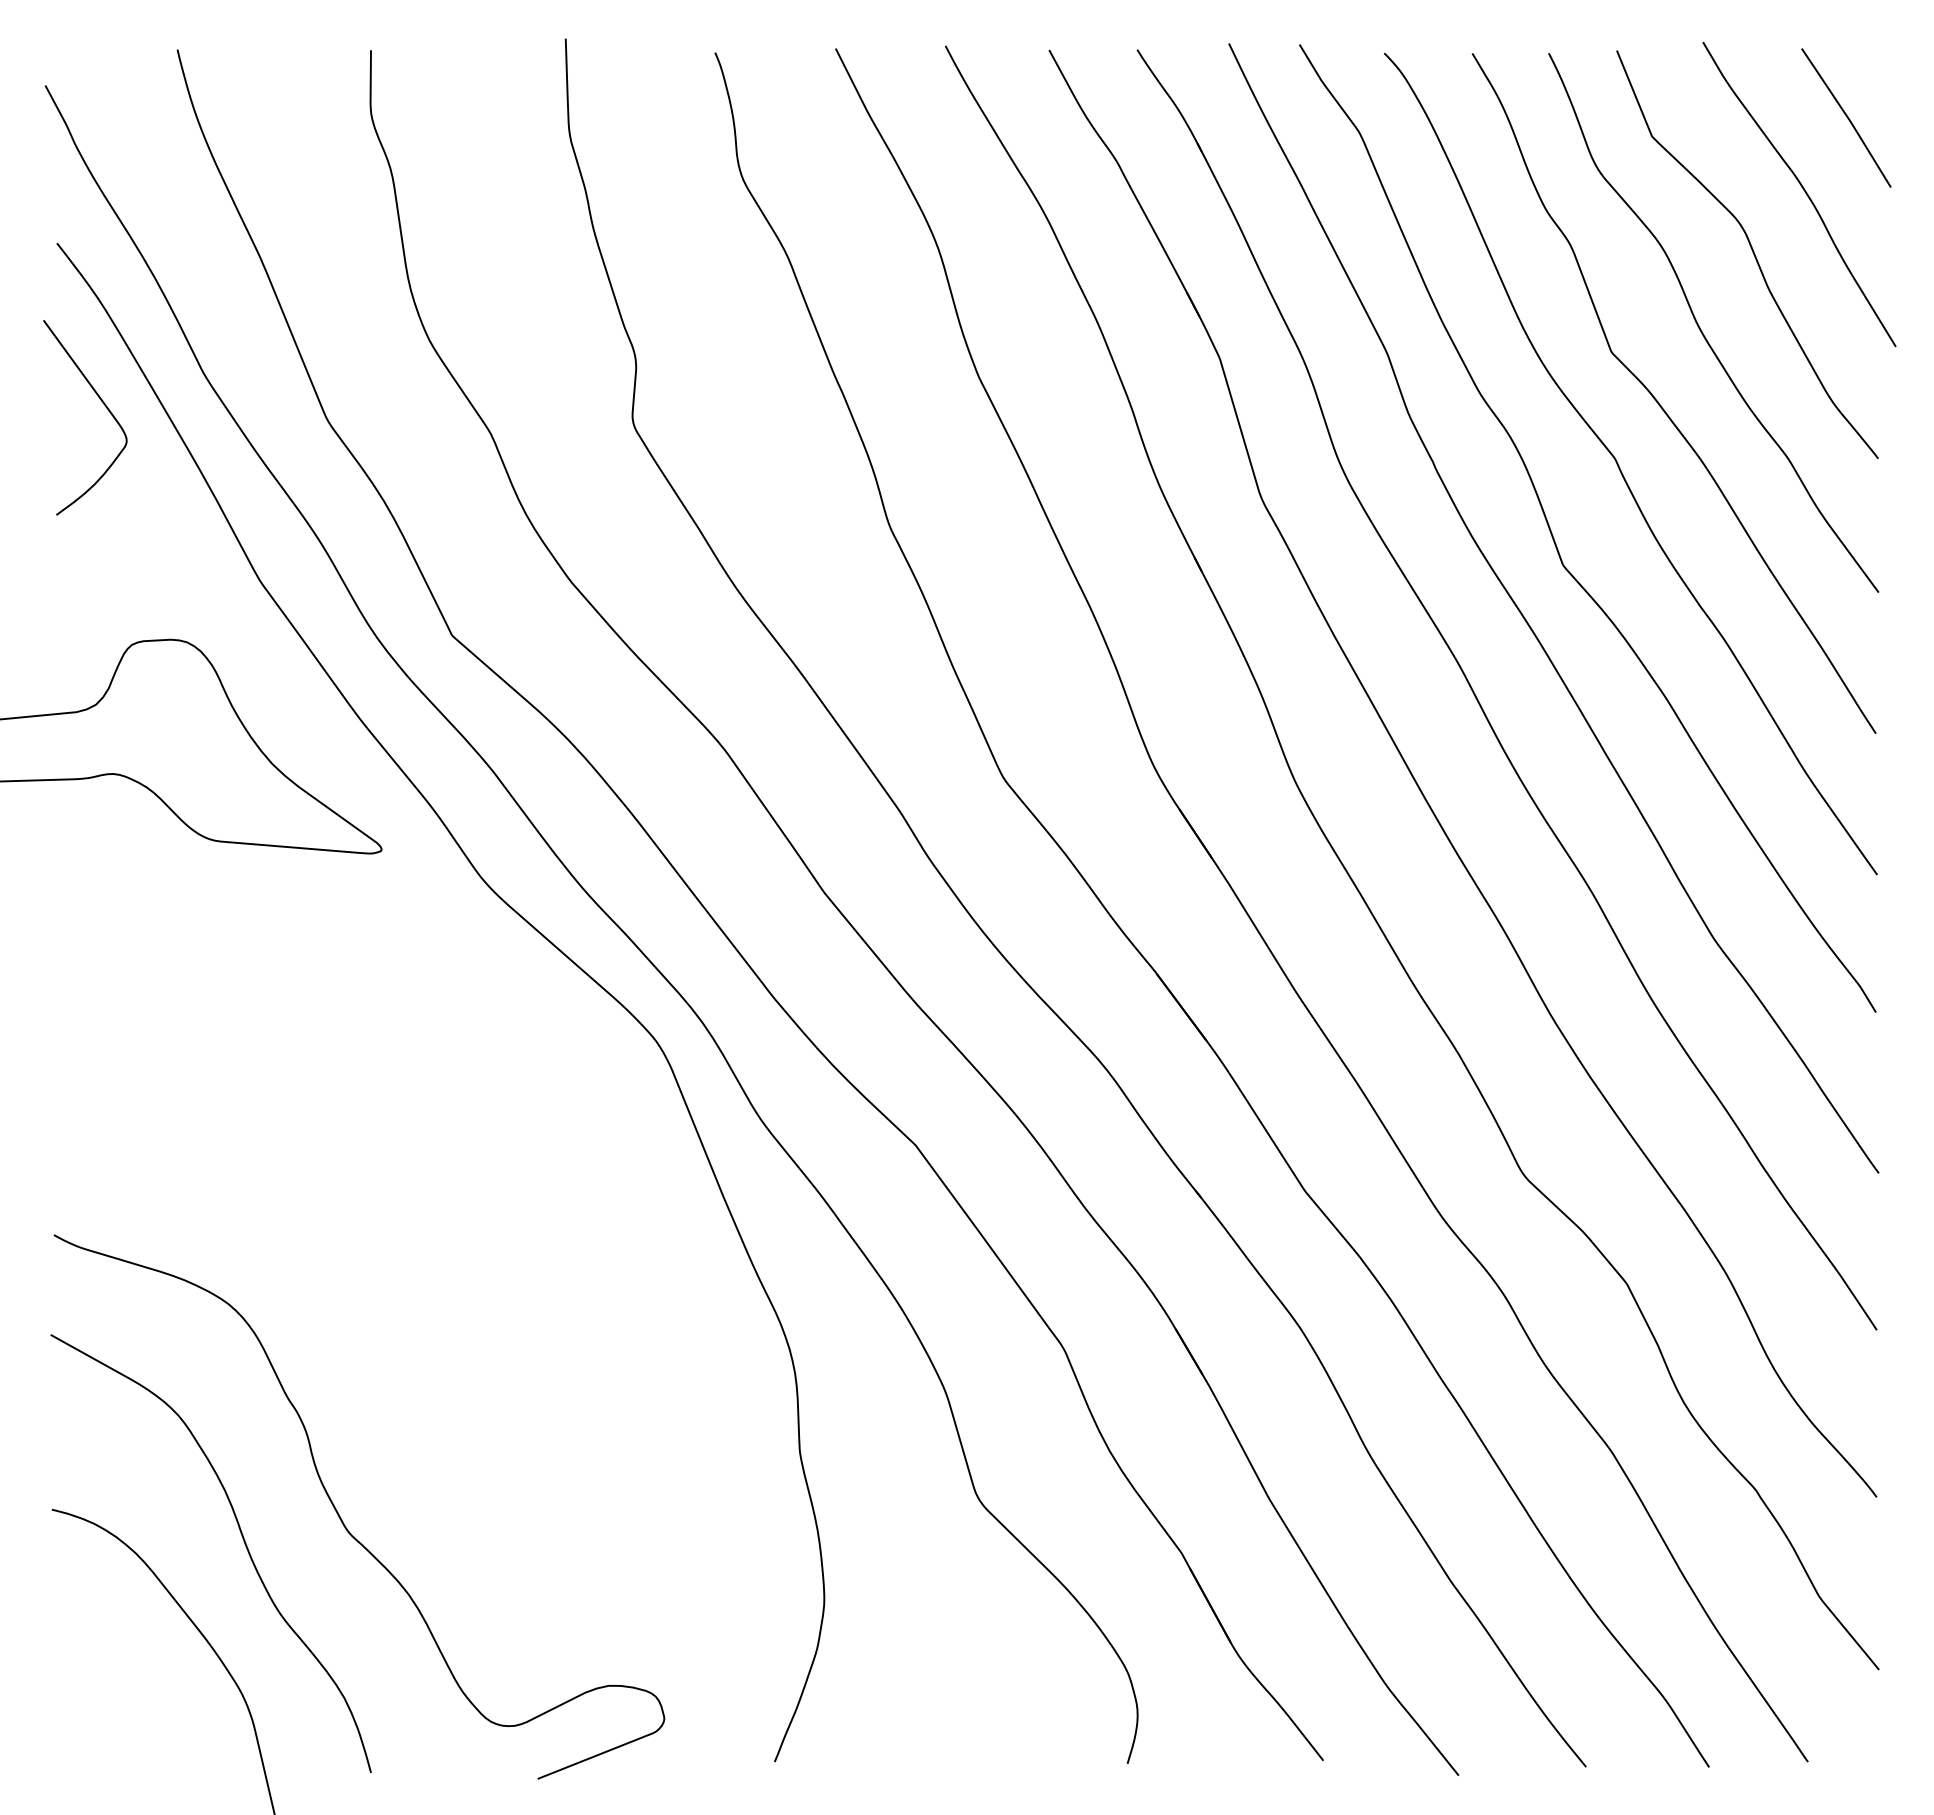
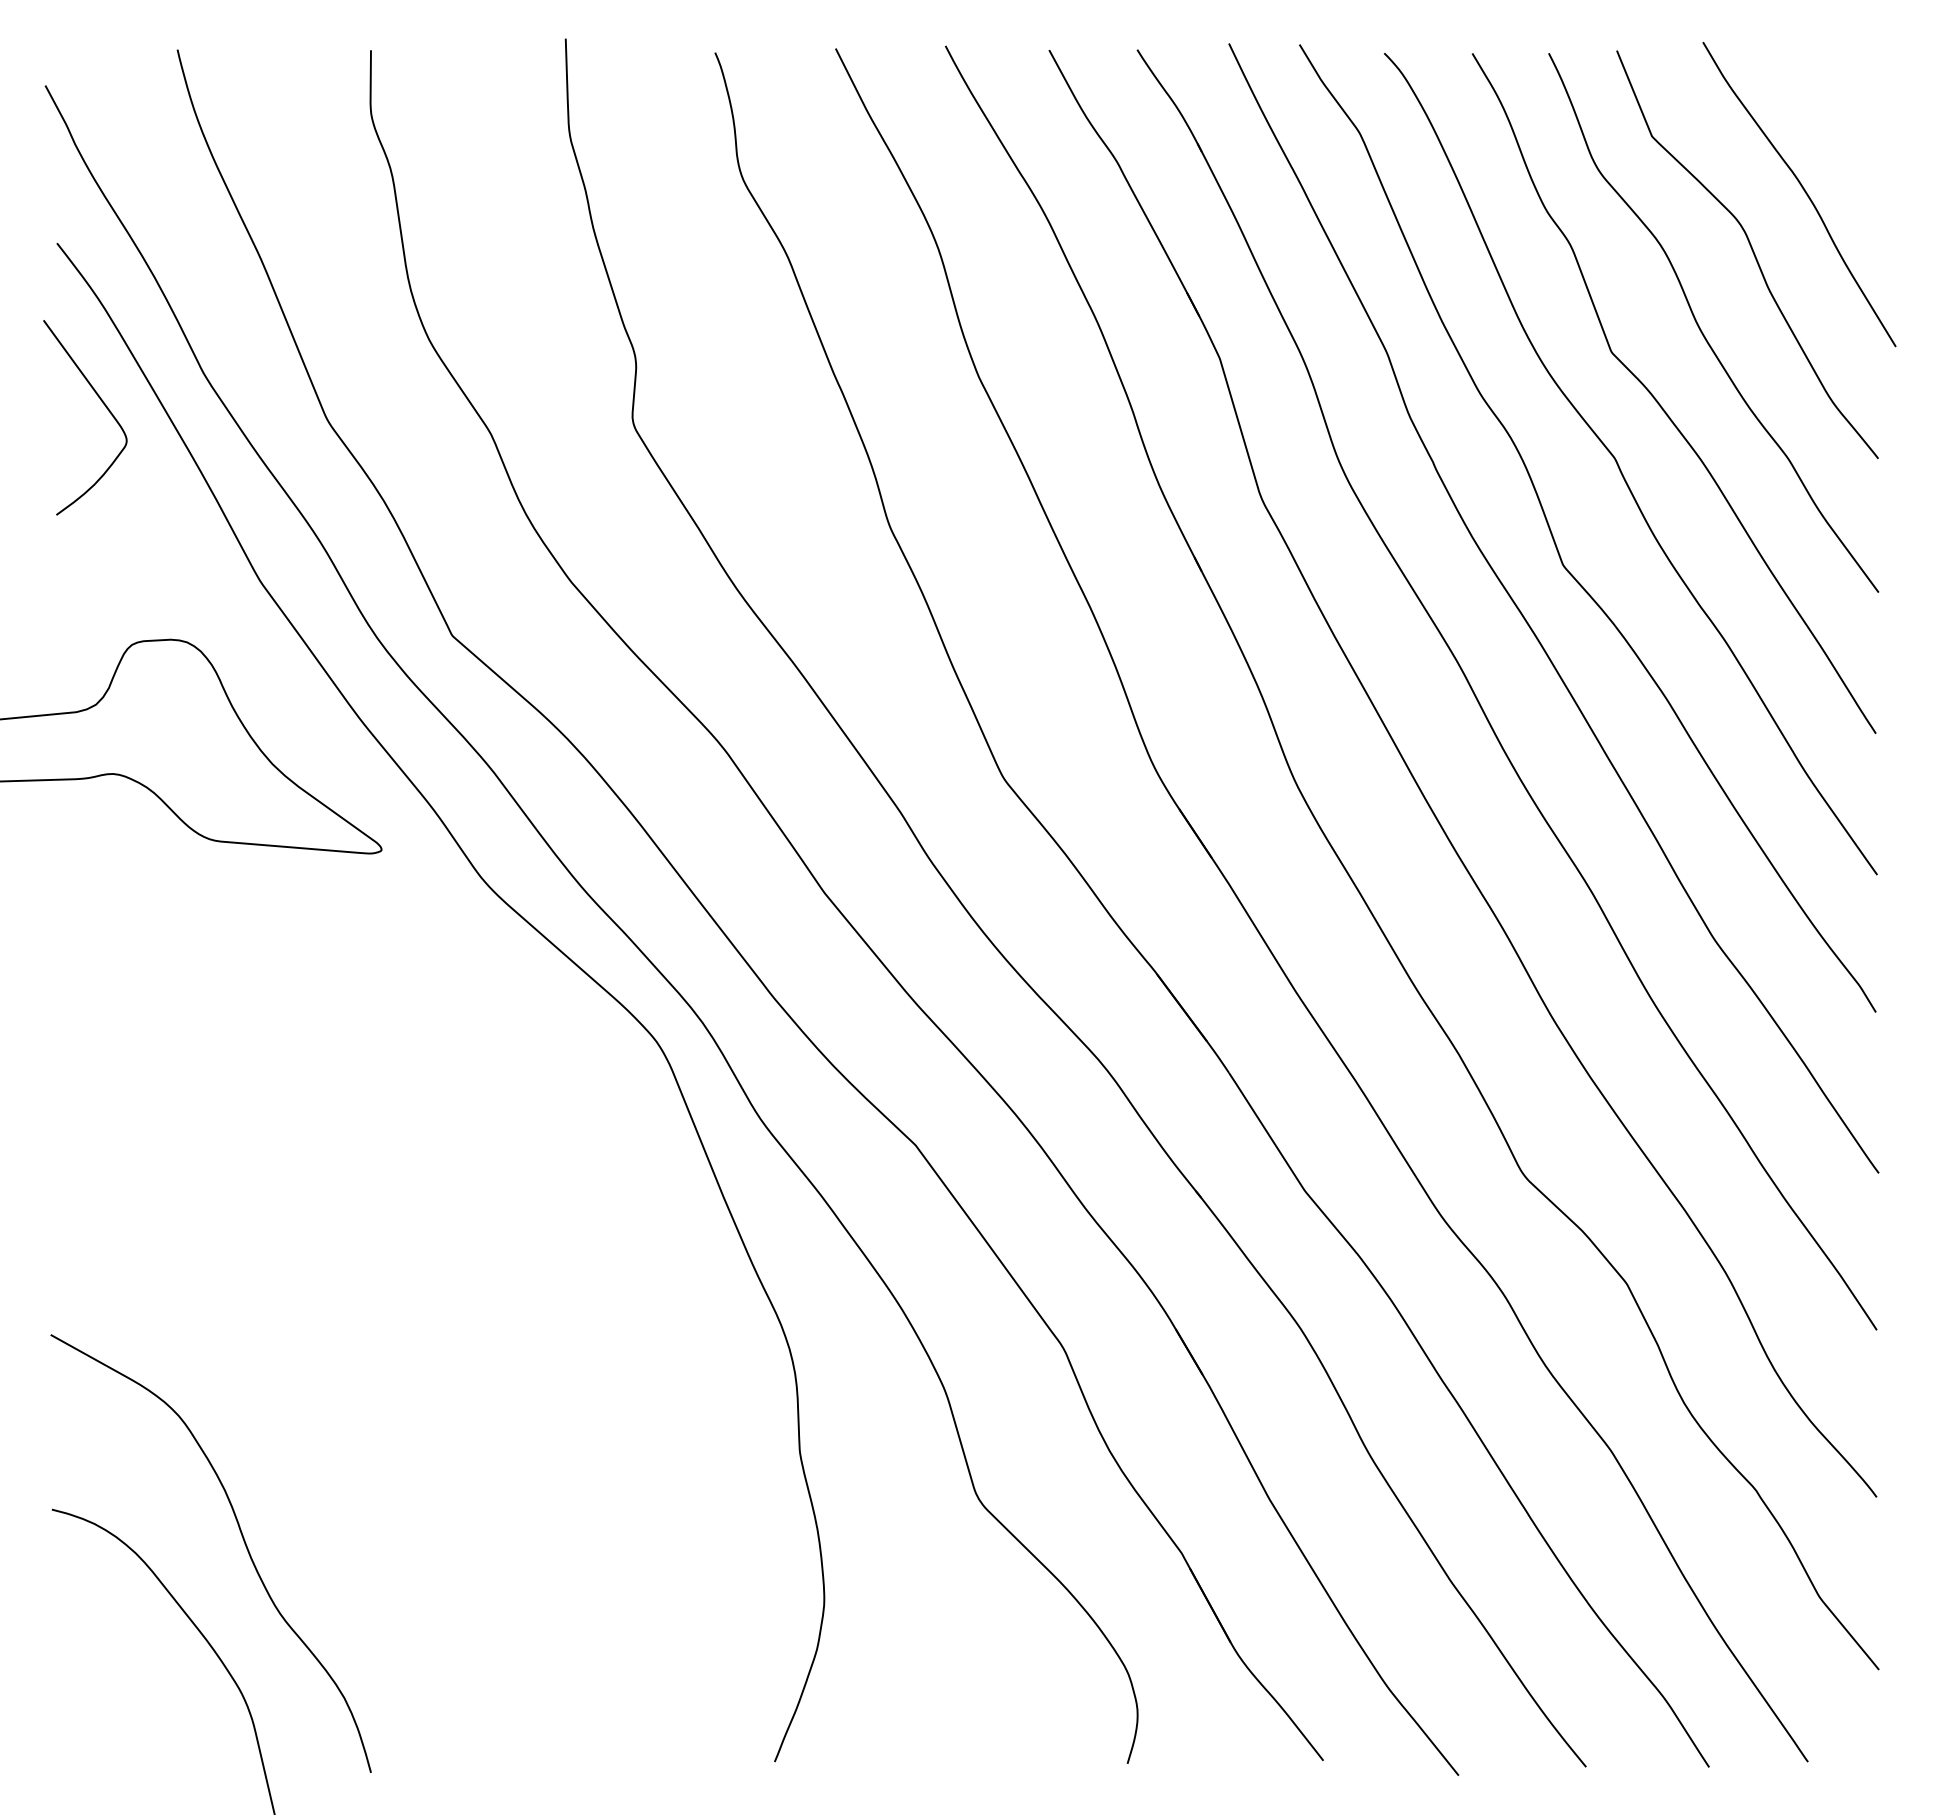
curve: present -> none (1846, 117)
curve: present -> none (342, 1519)
